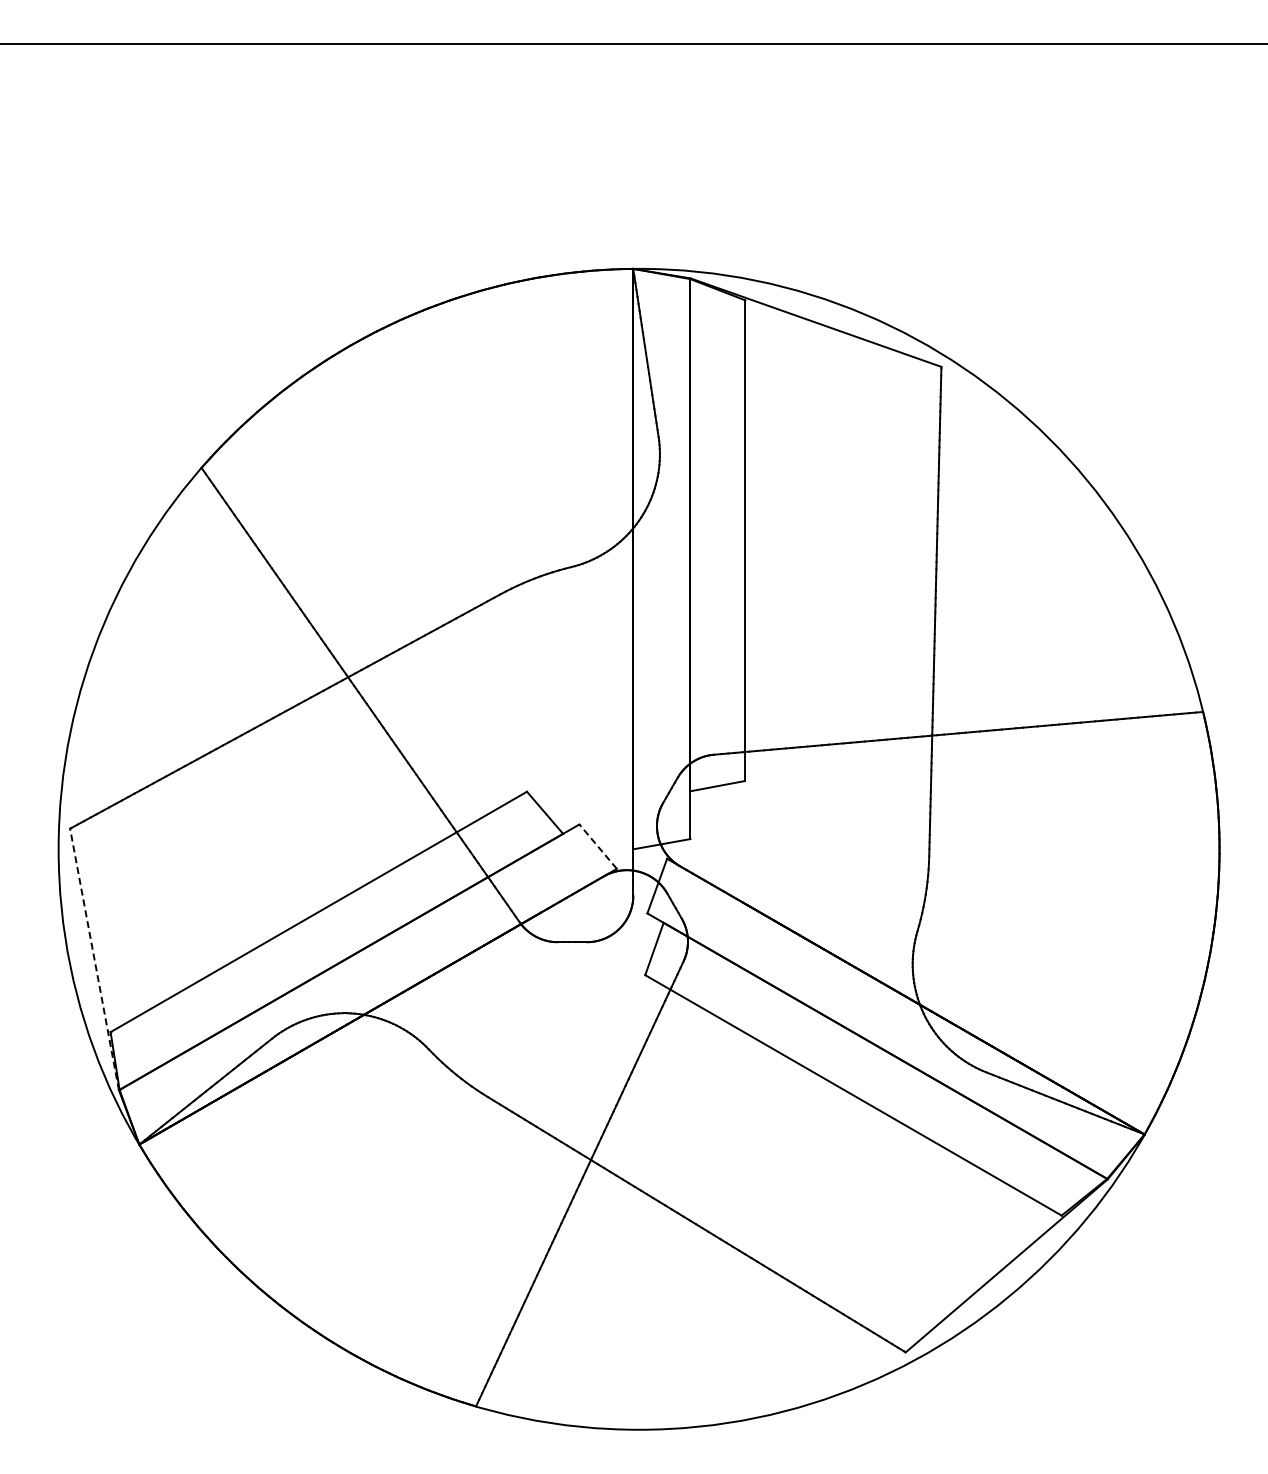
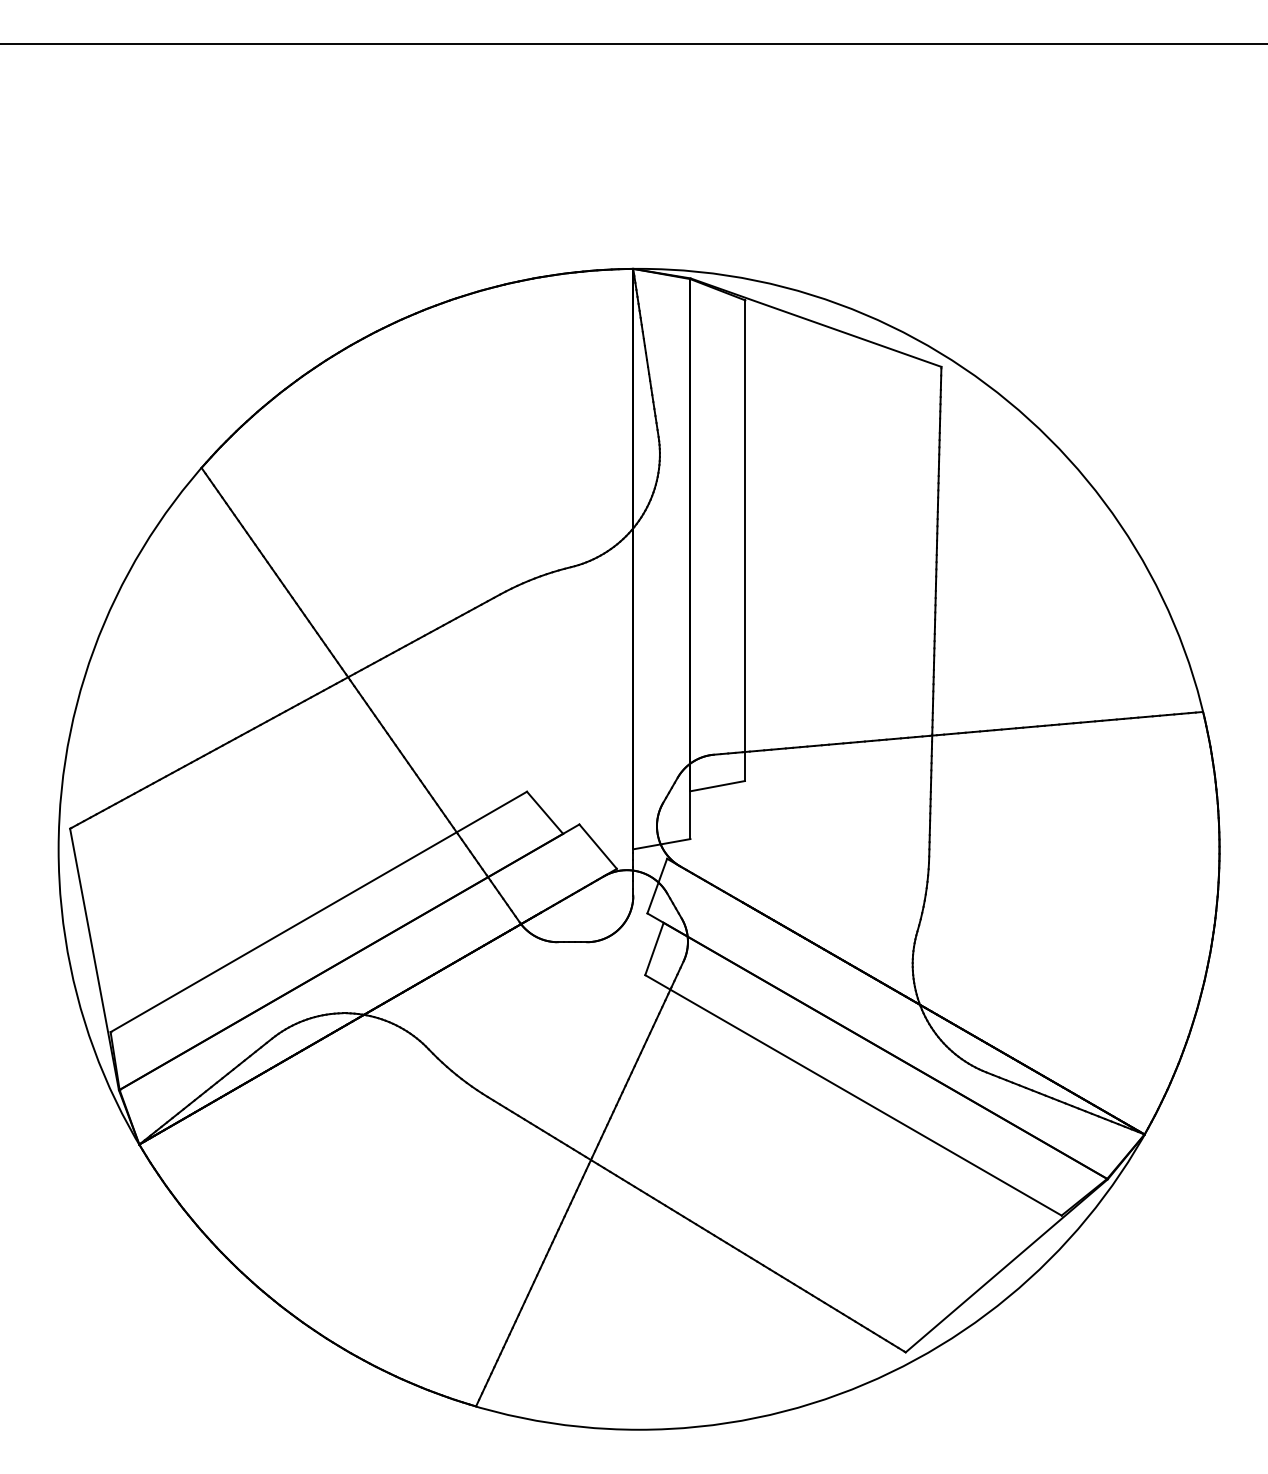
line: dashed -> solid (597, 846)
line: dashed -> solid (94, 958)
